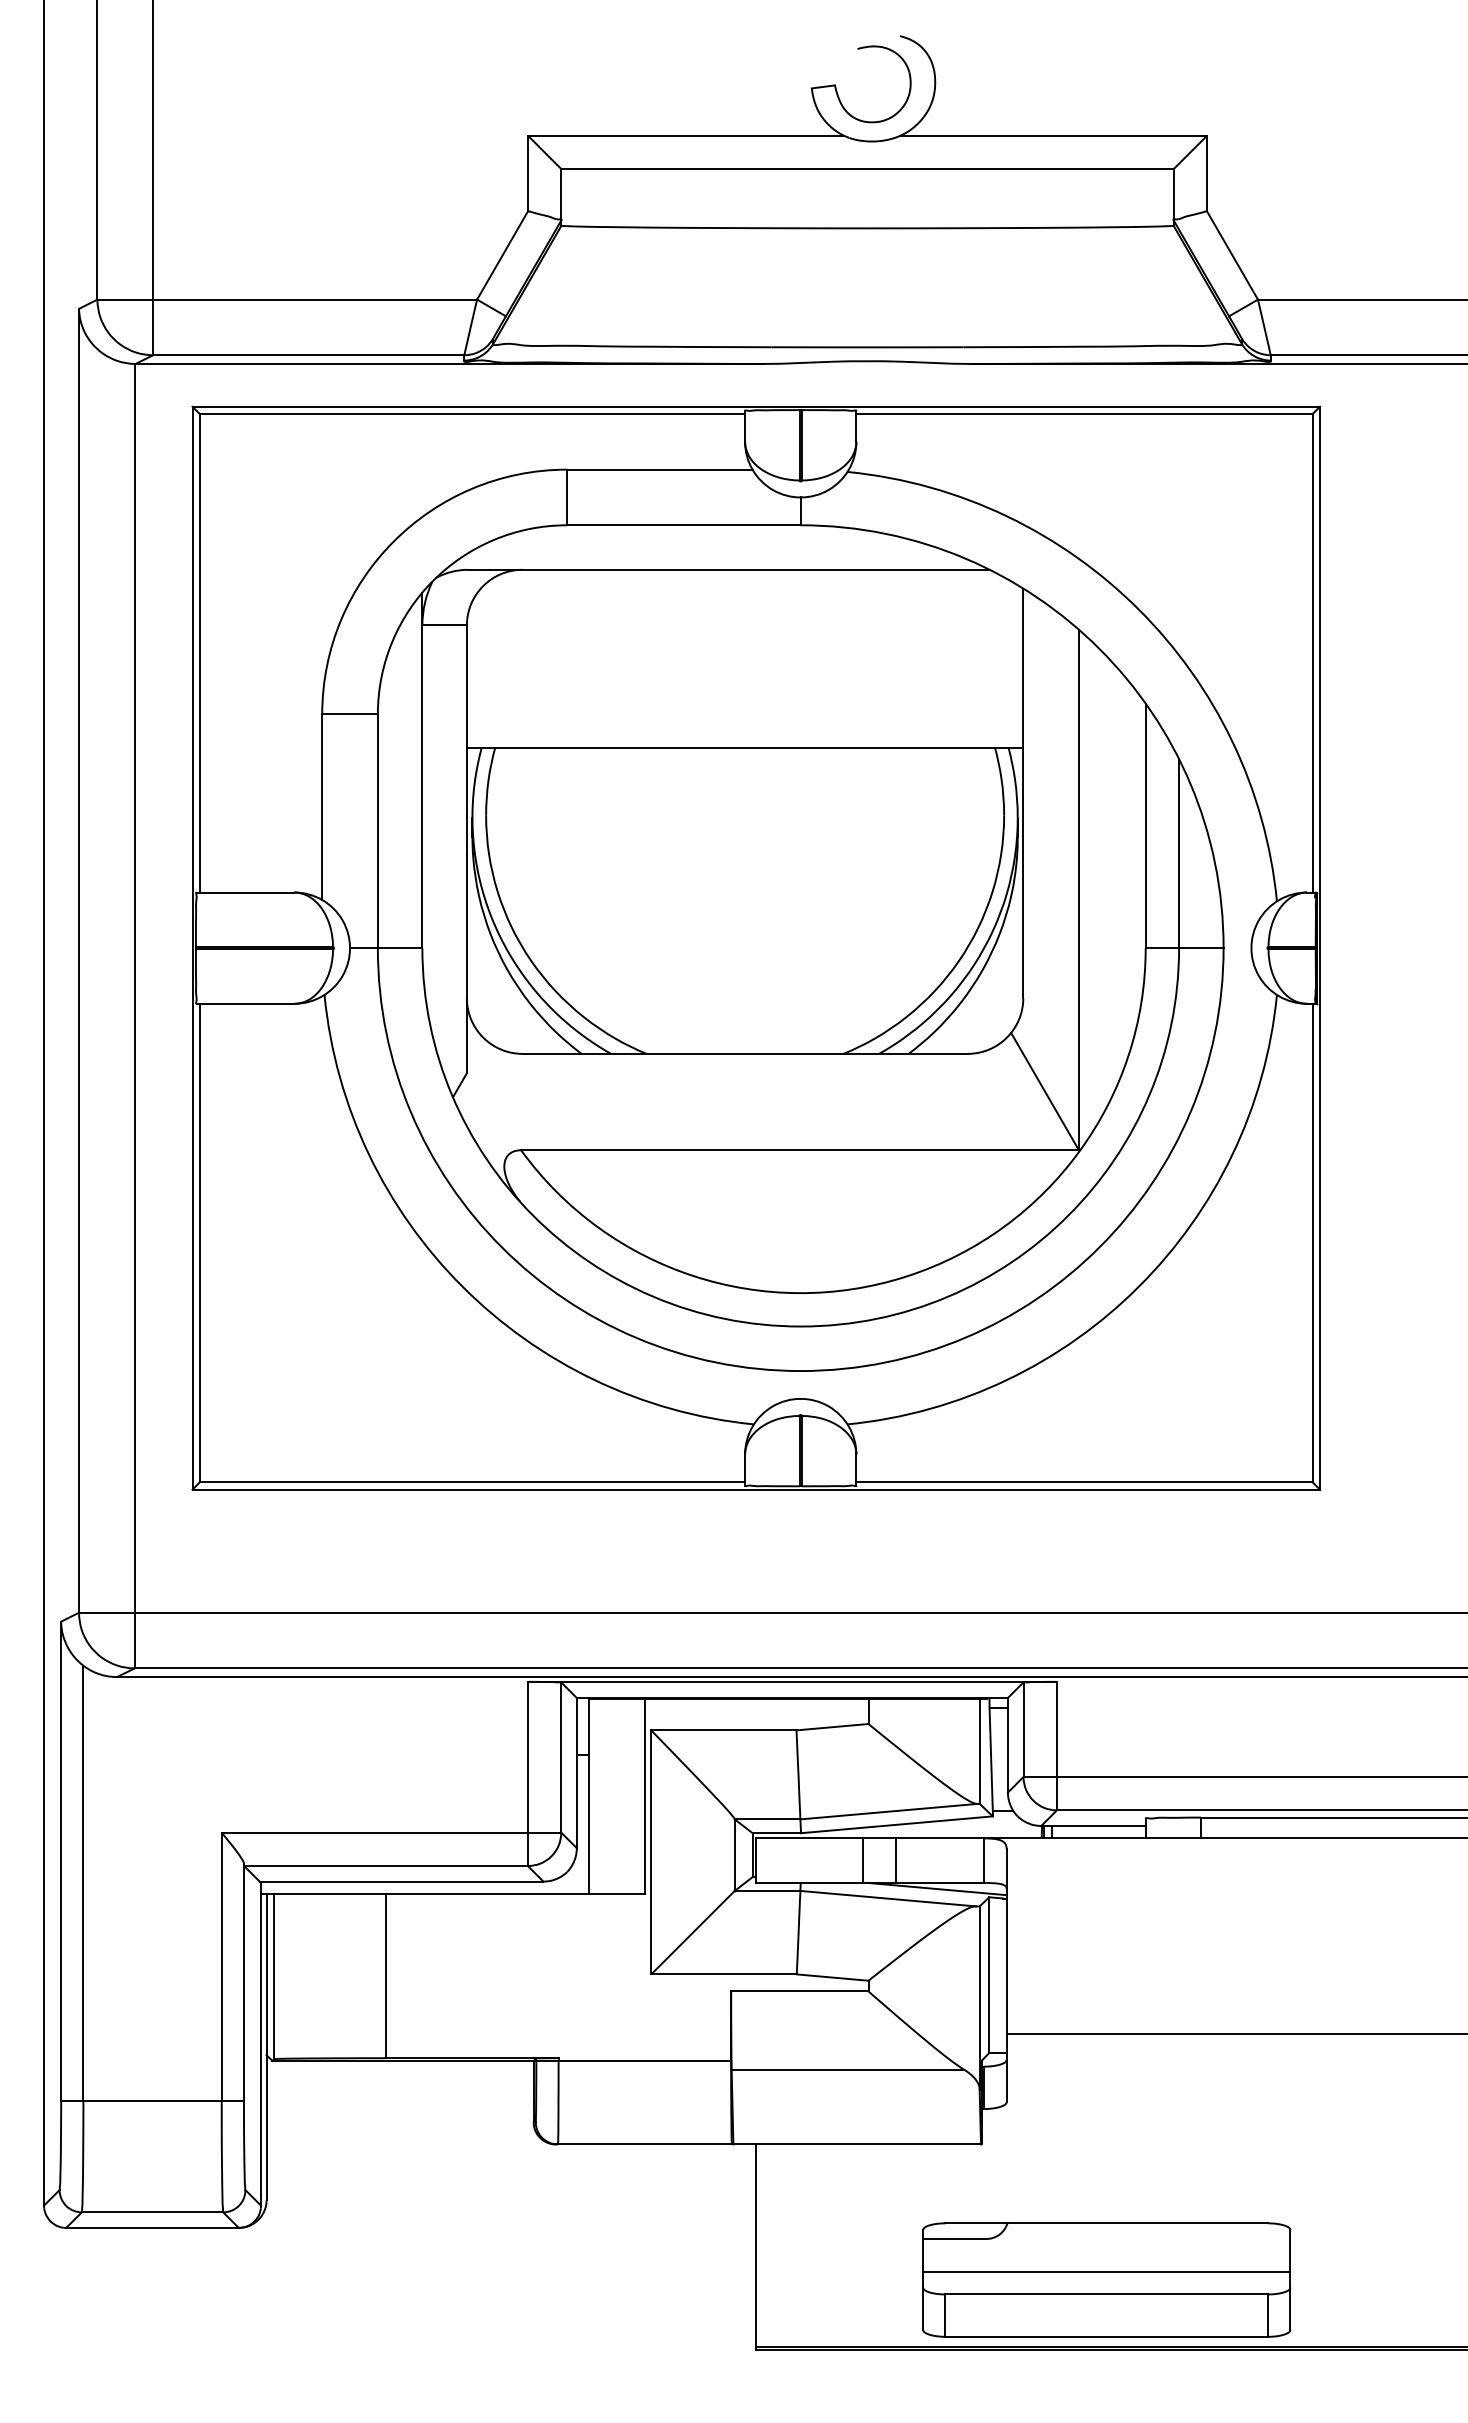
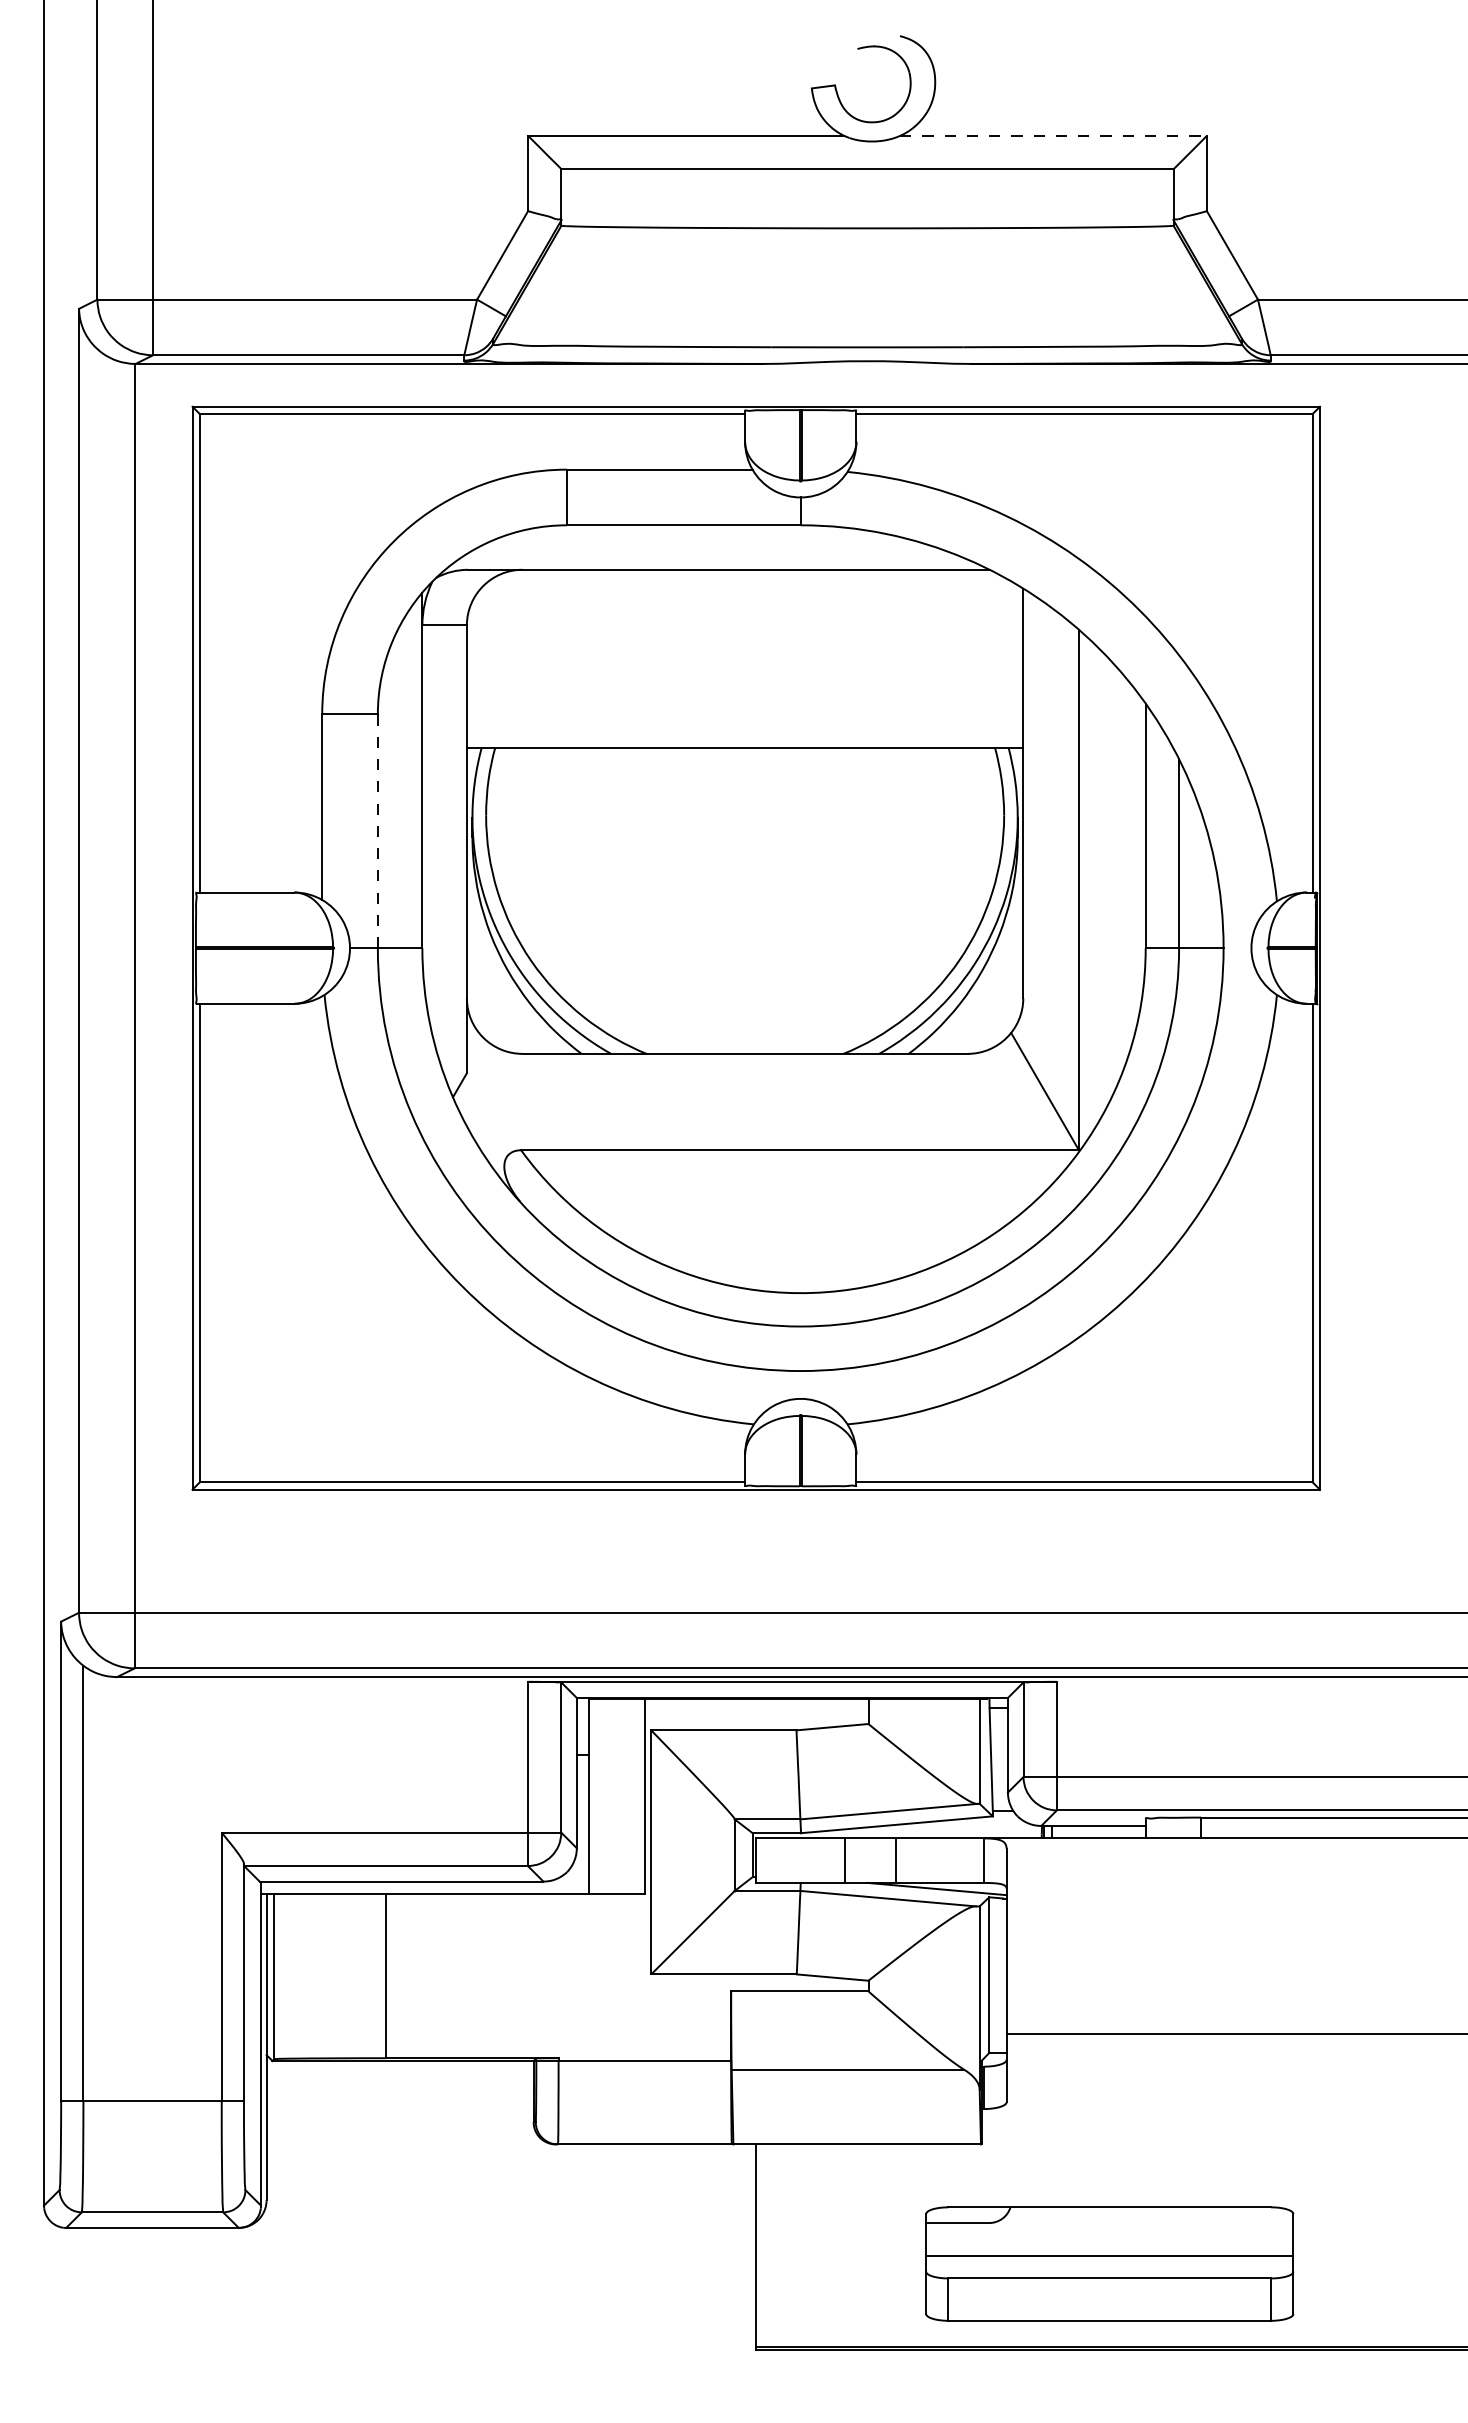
line: solid -> dashed (1054, 135)
line: solid -> dashed (377, 831)
line position: (862, 1860) -> (844, 1860) (844, 1860)
part position: (1106, 2279) -> (1109, 2263) (1109, 2263)
